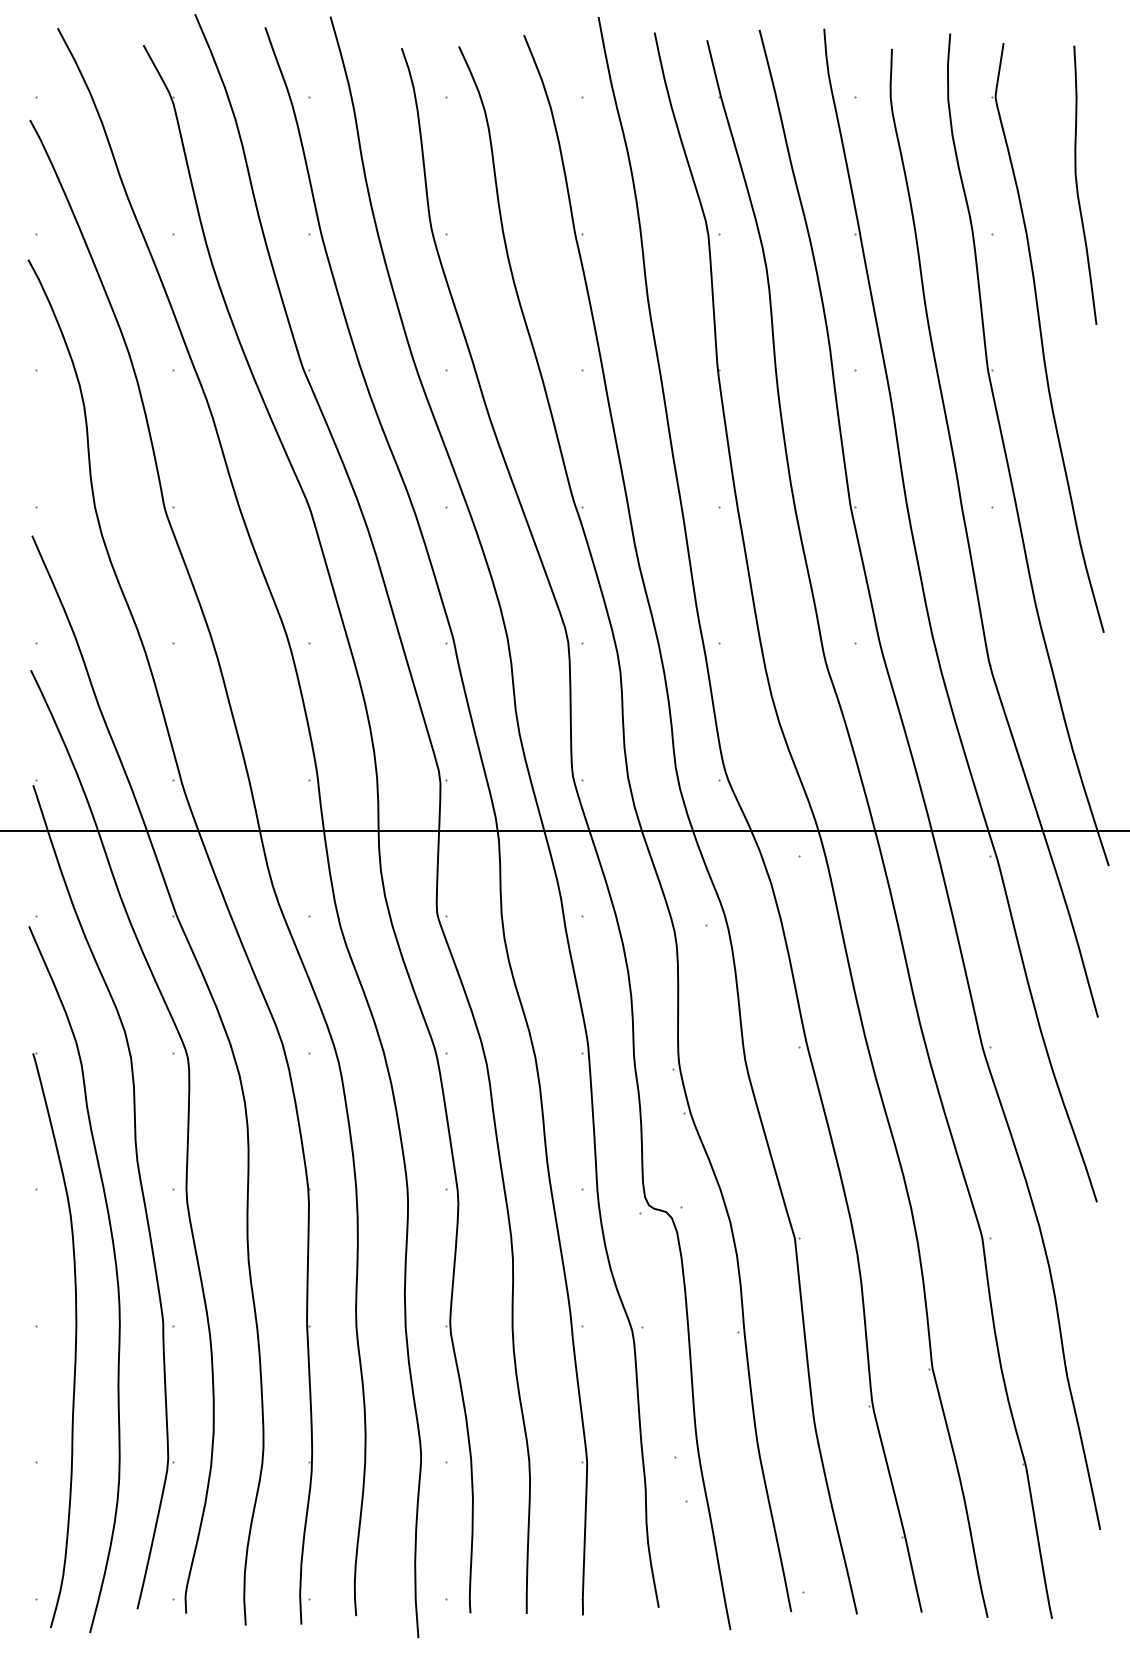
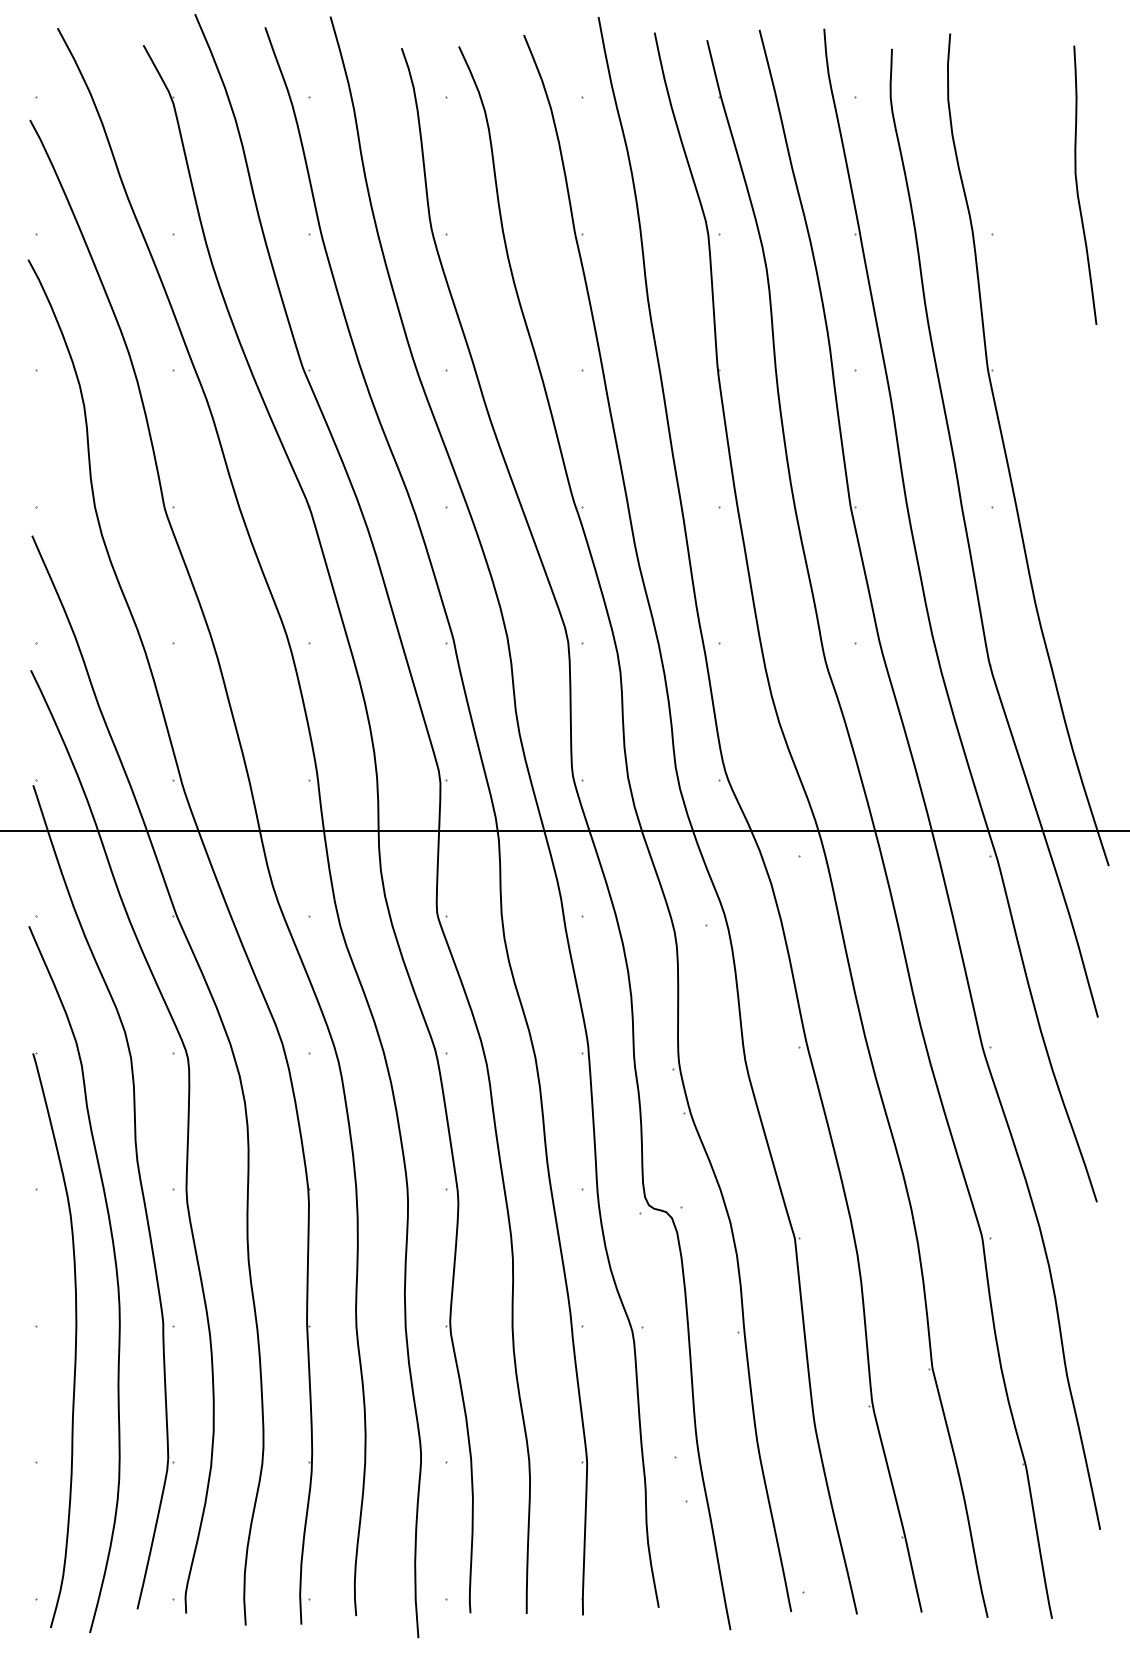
part: present -> none (1047, 337)
